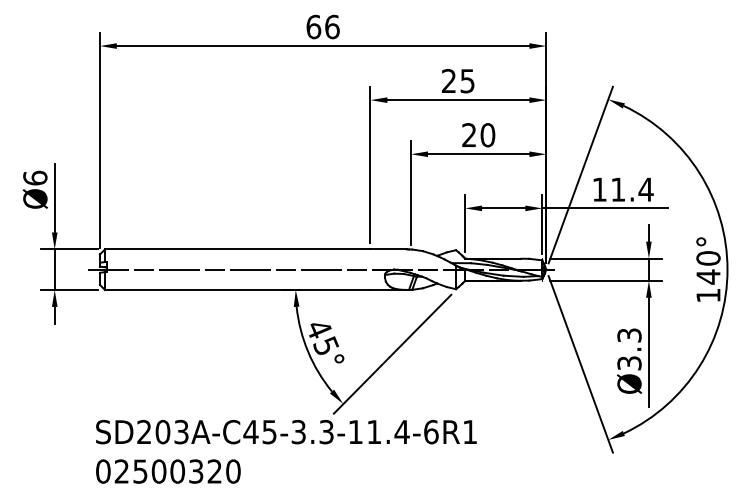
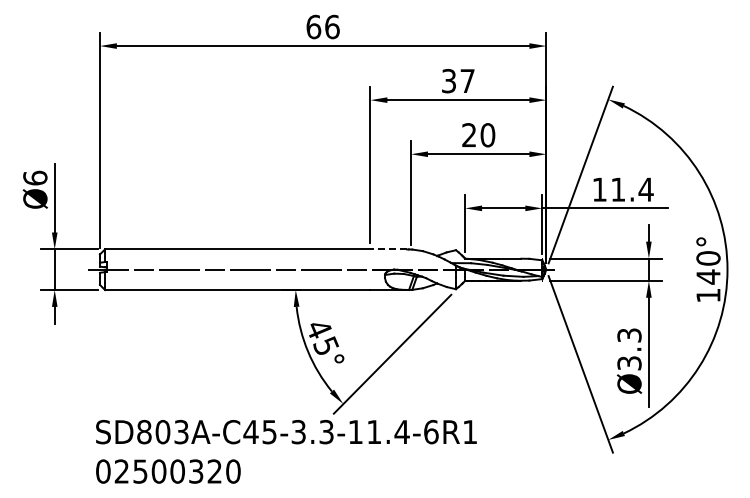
text: 25 -> 37 (458, 81)
line: solid -> dashed (388, 249)
text: SD203A-C45-3.3-11.4-6R1 -> SD803A-C45-3.3-11.4-6R1 (144, 432)
